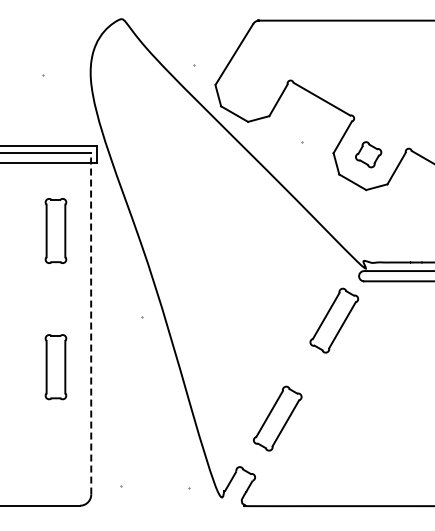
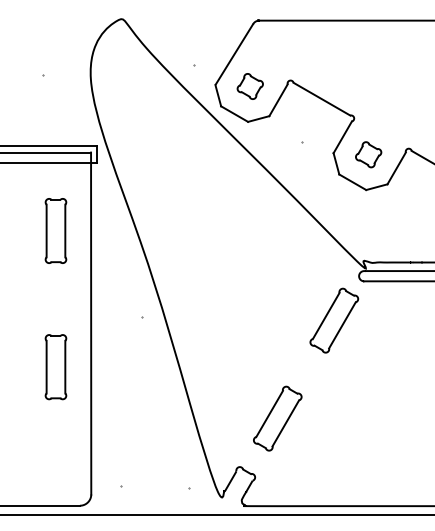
part: none -> present (249, 86)
line: dashed -> solid (91, 323)
line: none -> present (216, 515)
